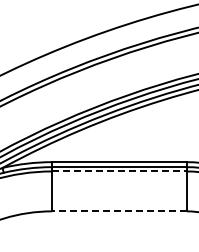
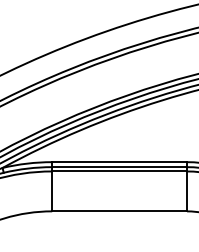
line: dashed -> solid (120, 171)
line: dashed -> solid (119, 211)
